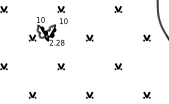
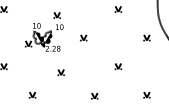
part position: (47, 25) -> (43, 31) (43, 31)
part position: (89, 37) -> (83, 37) (83, 37)
part position: (60, 66) -> (60, 72) (60, 72)
part position: (89, 94) -> (94, 95) (94, 95)
